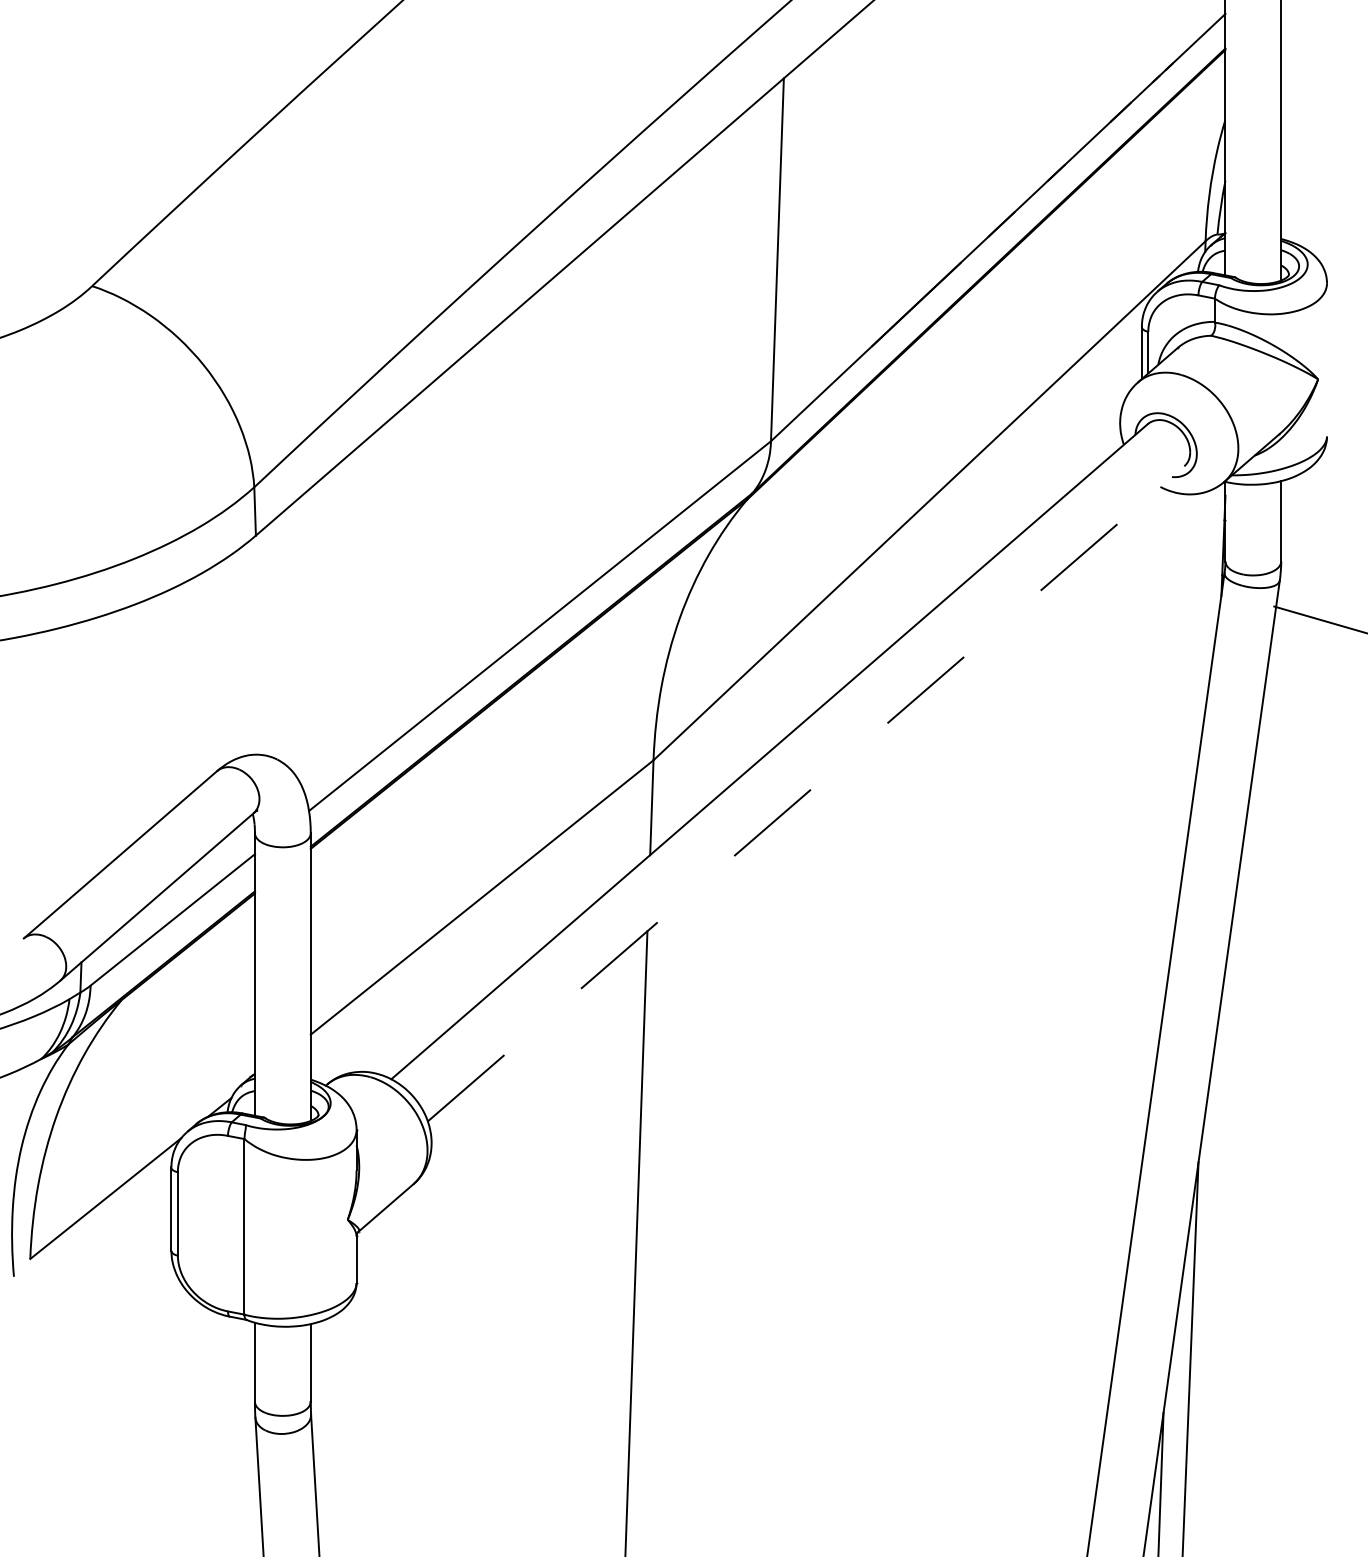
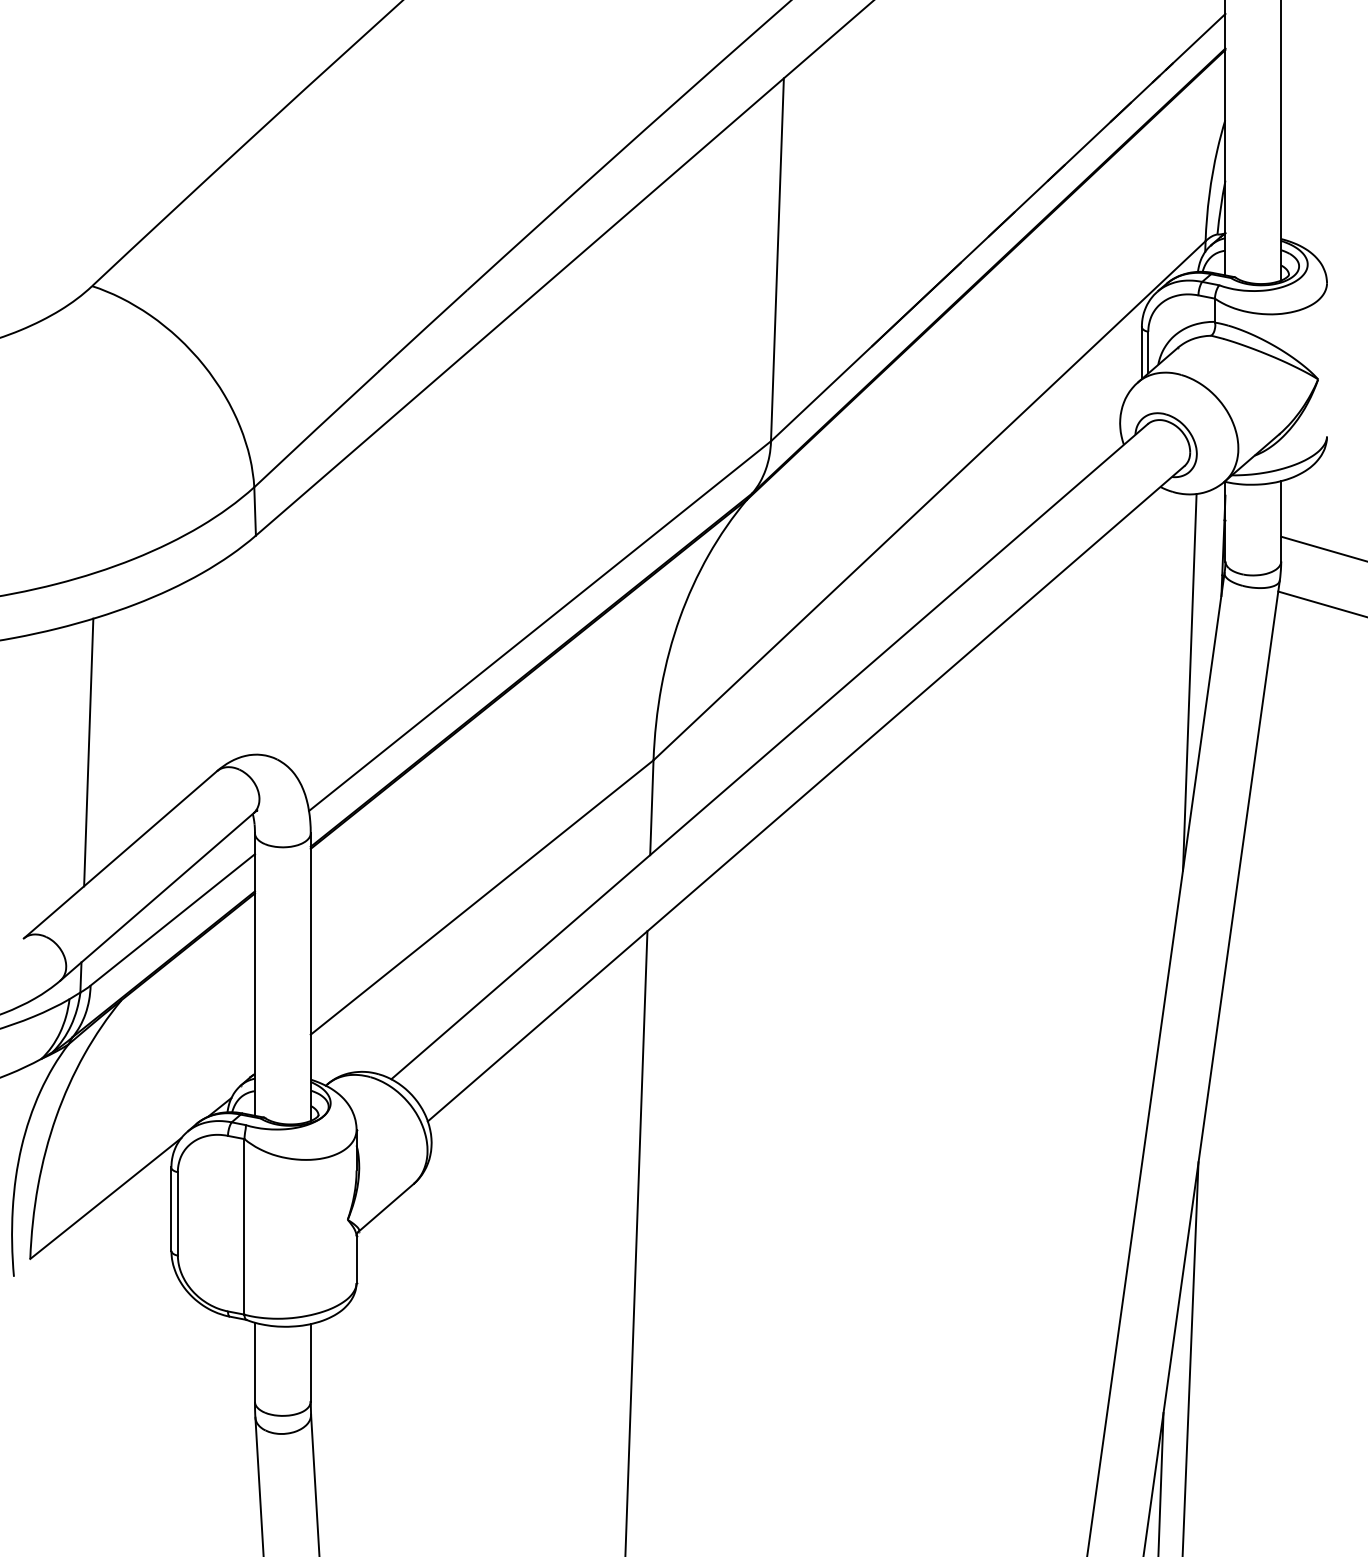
line: none -> present (1322, 548)
line position: (1319, 619) -> (1321, 603) (1321, 603)
line: none -> present (1189, 681)
line: none -> present (88, 752)
line: dashed -> solid (806, 793)
